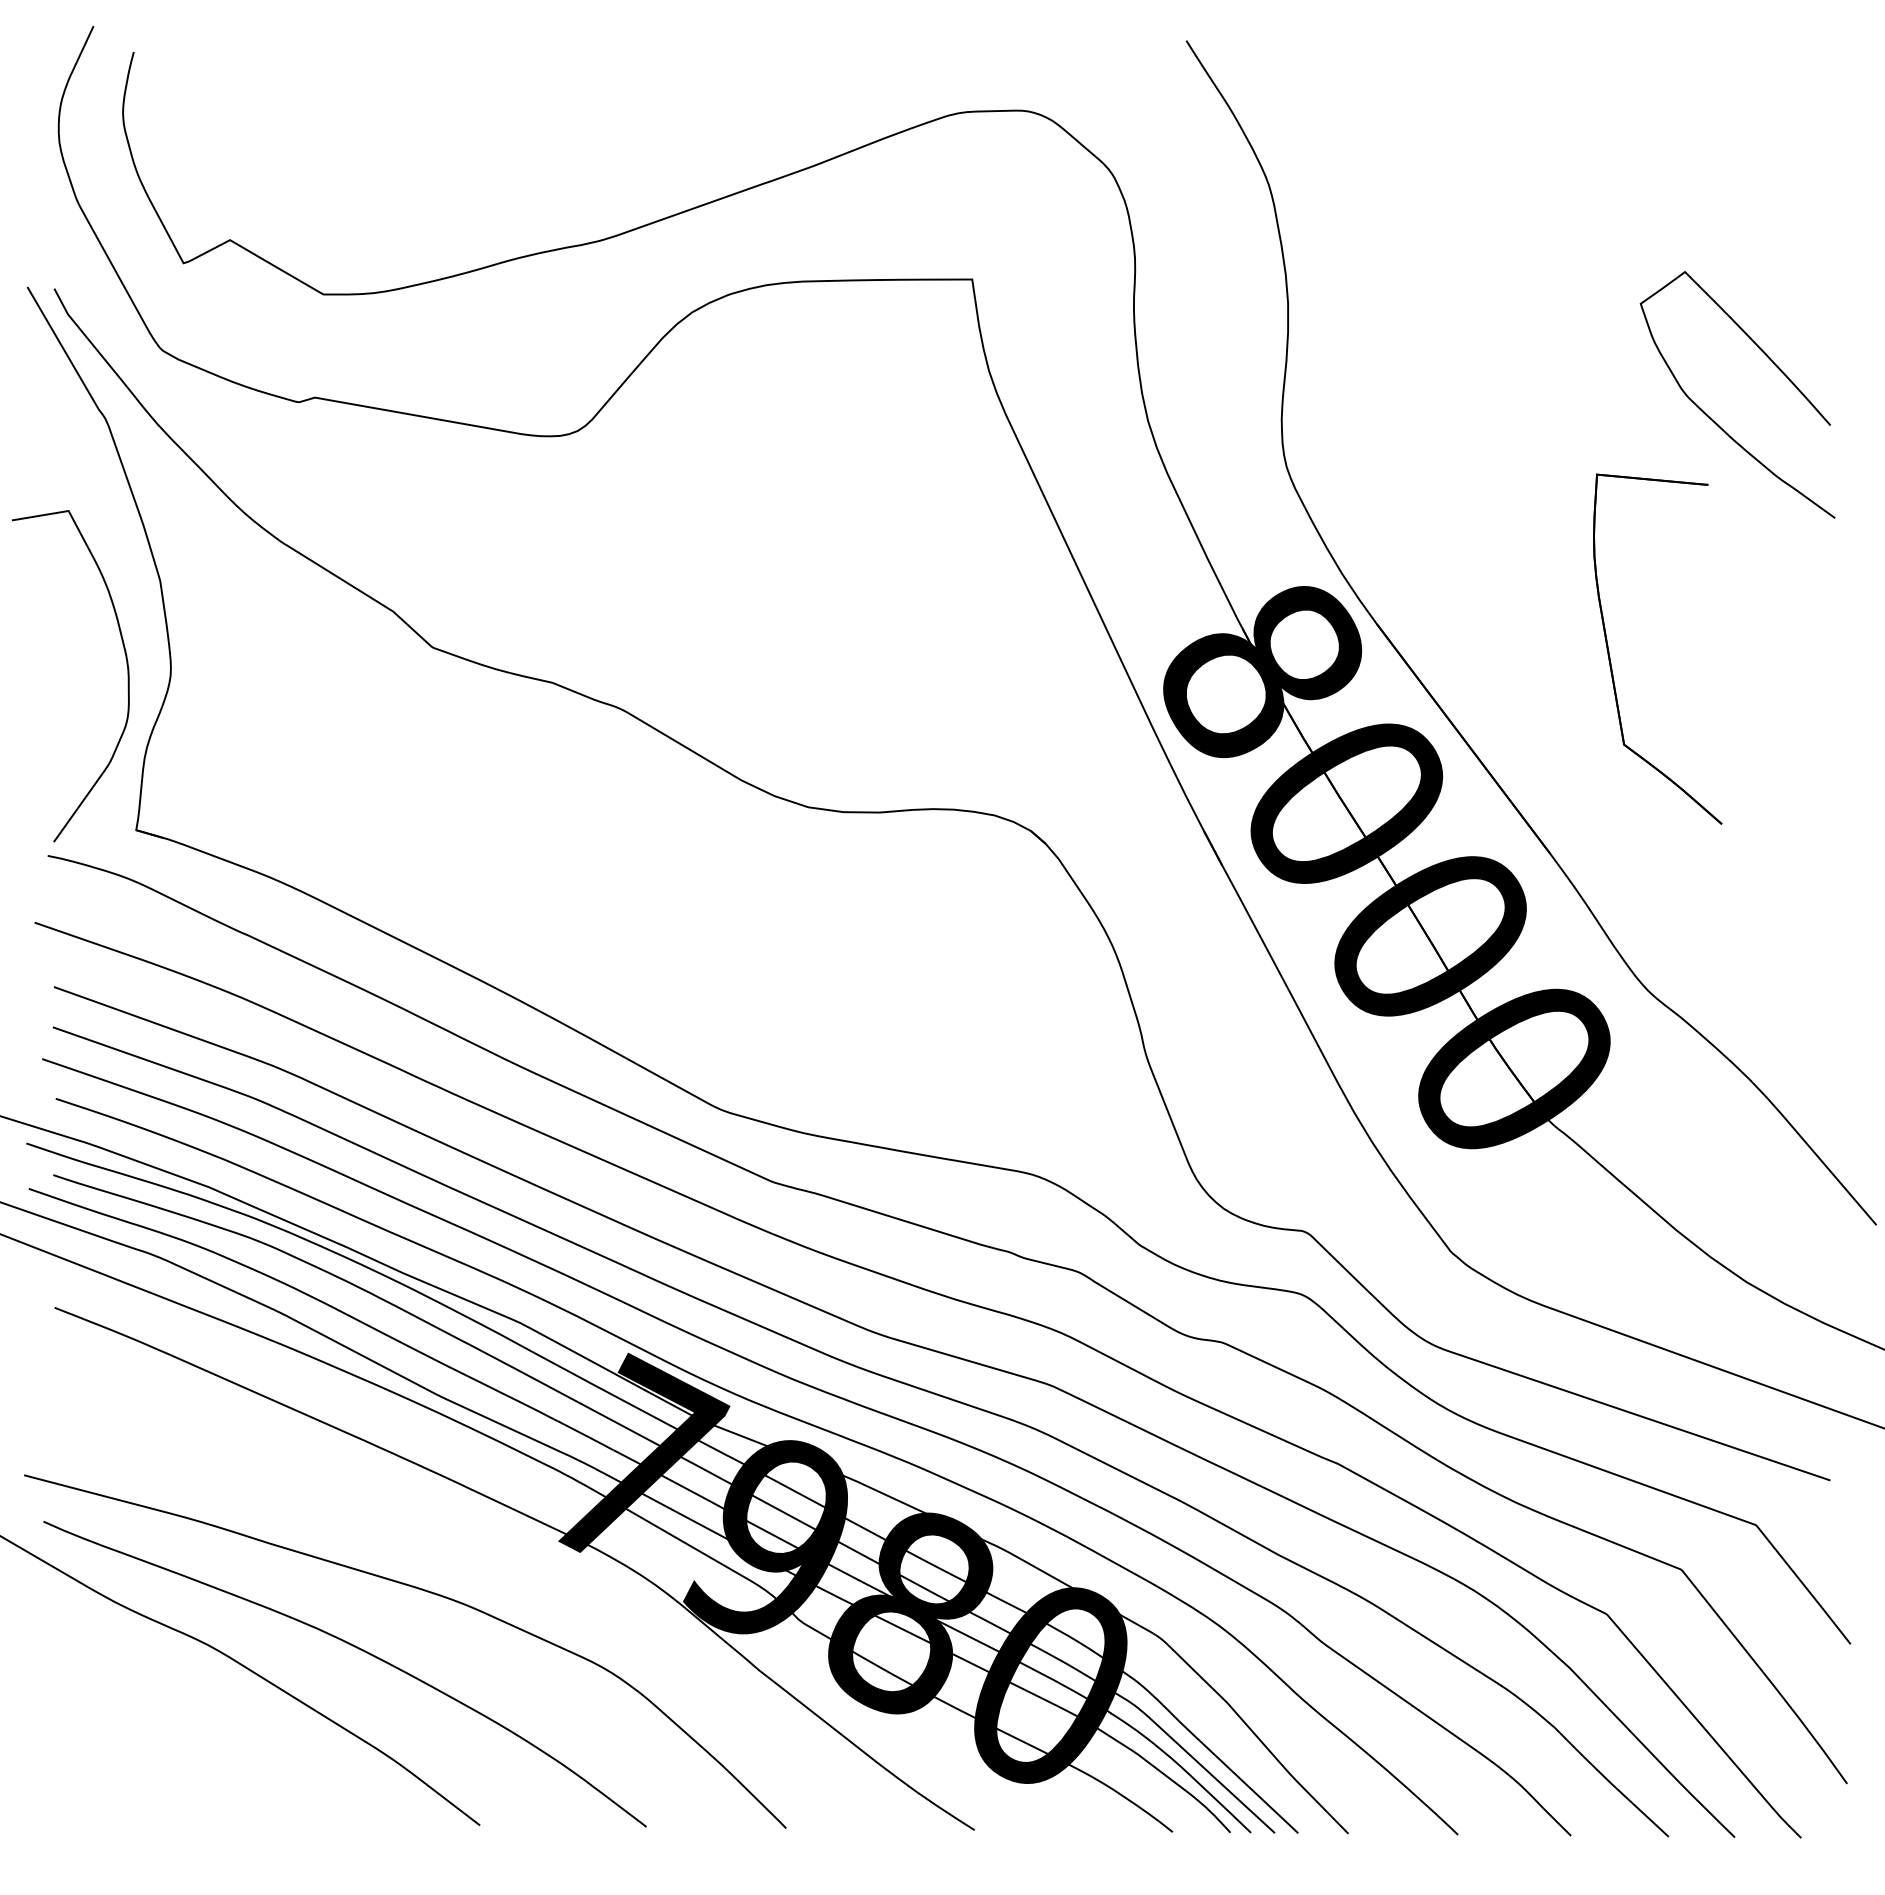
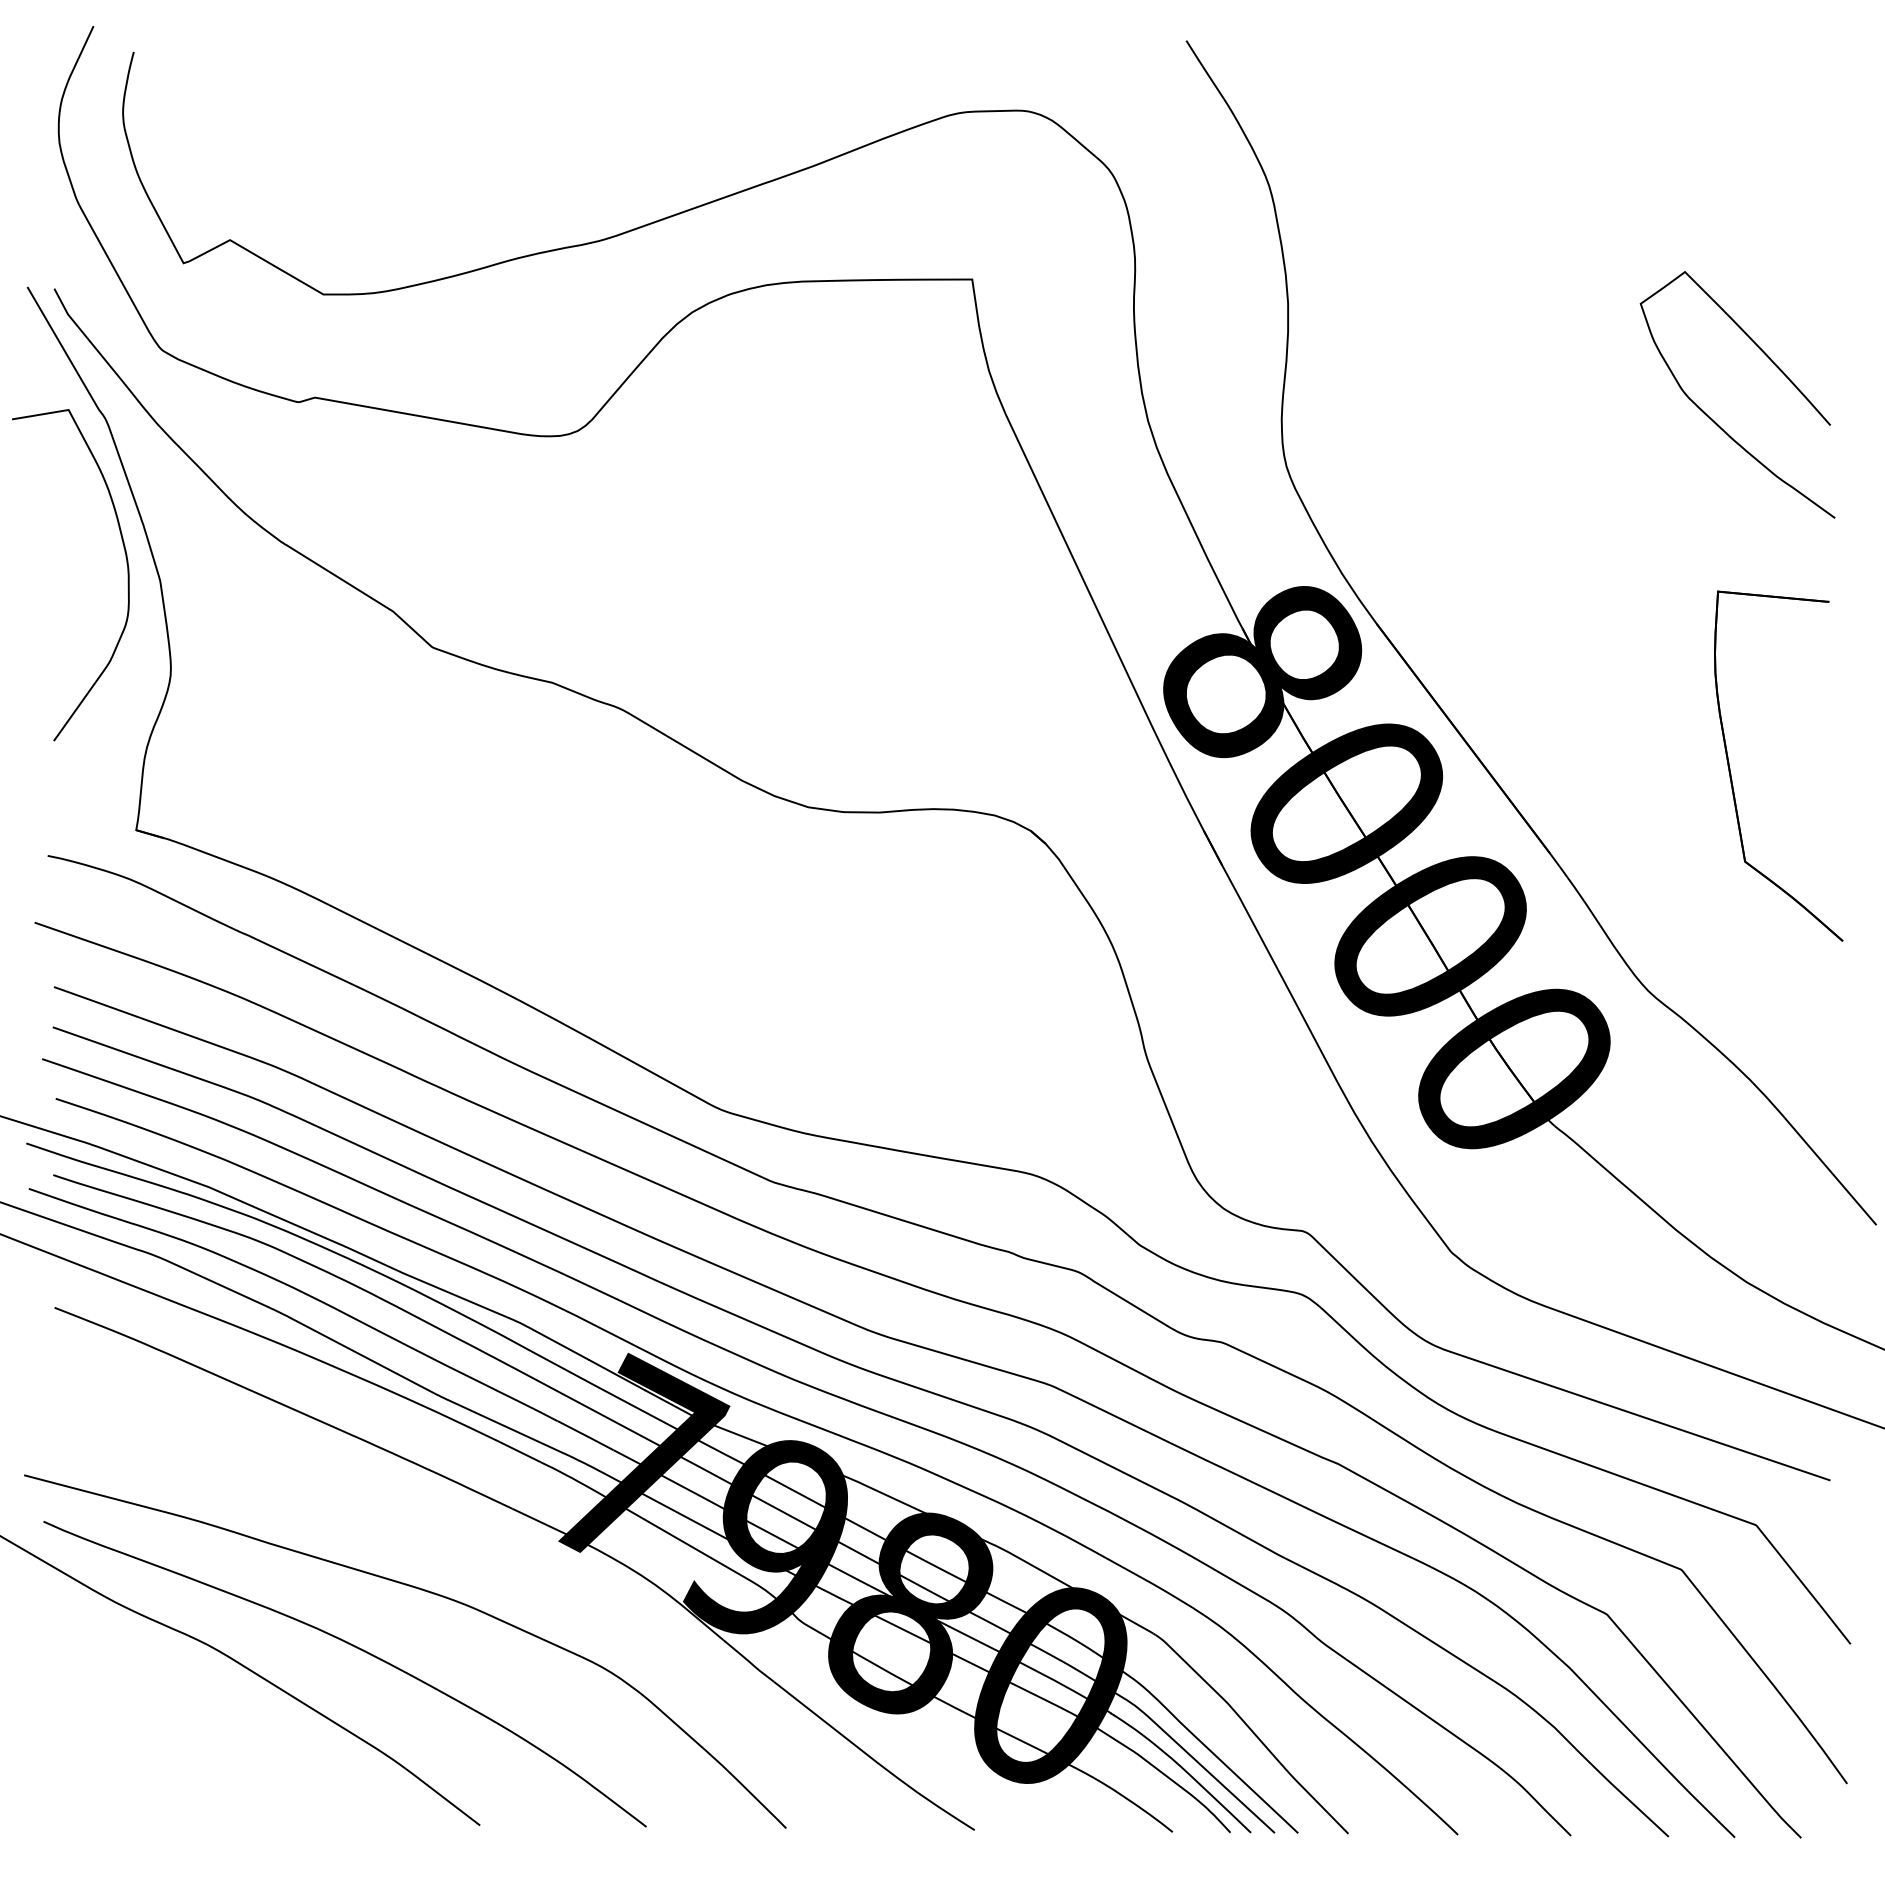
part position: (1610, 657) -> (1731, 774) (1731, 774)
curve position: (127, 676) -> (127, 575) (127, 575)
